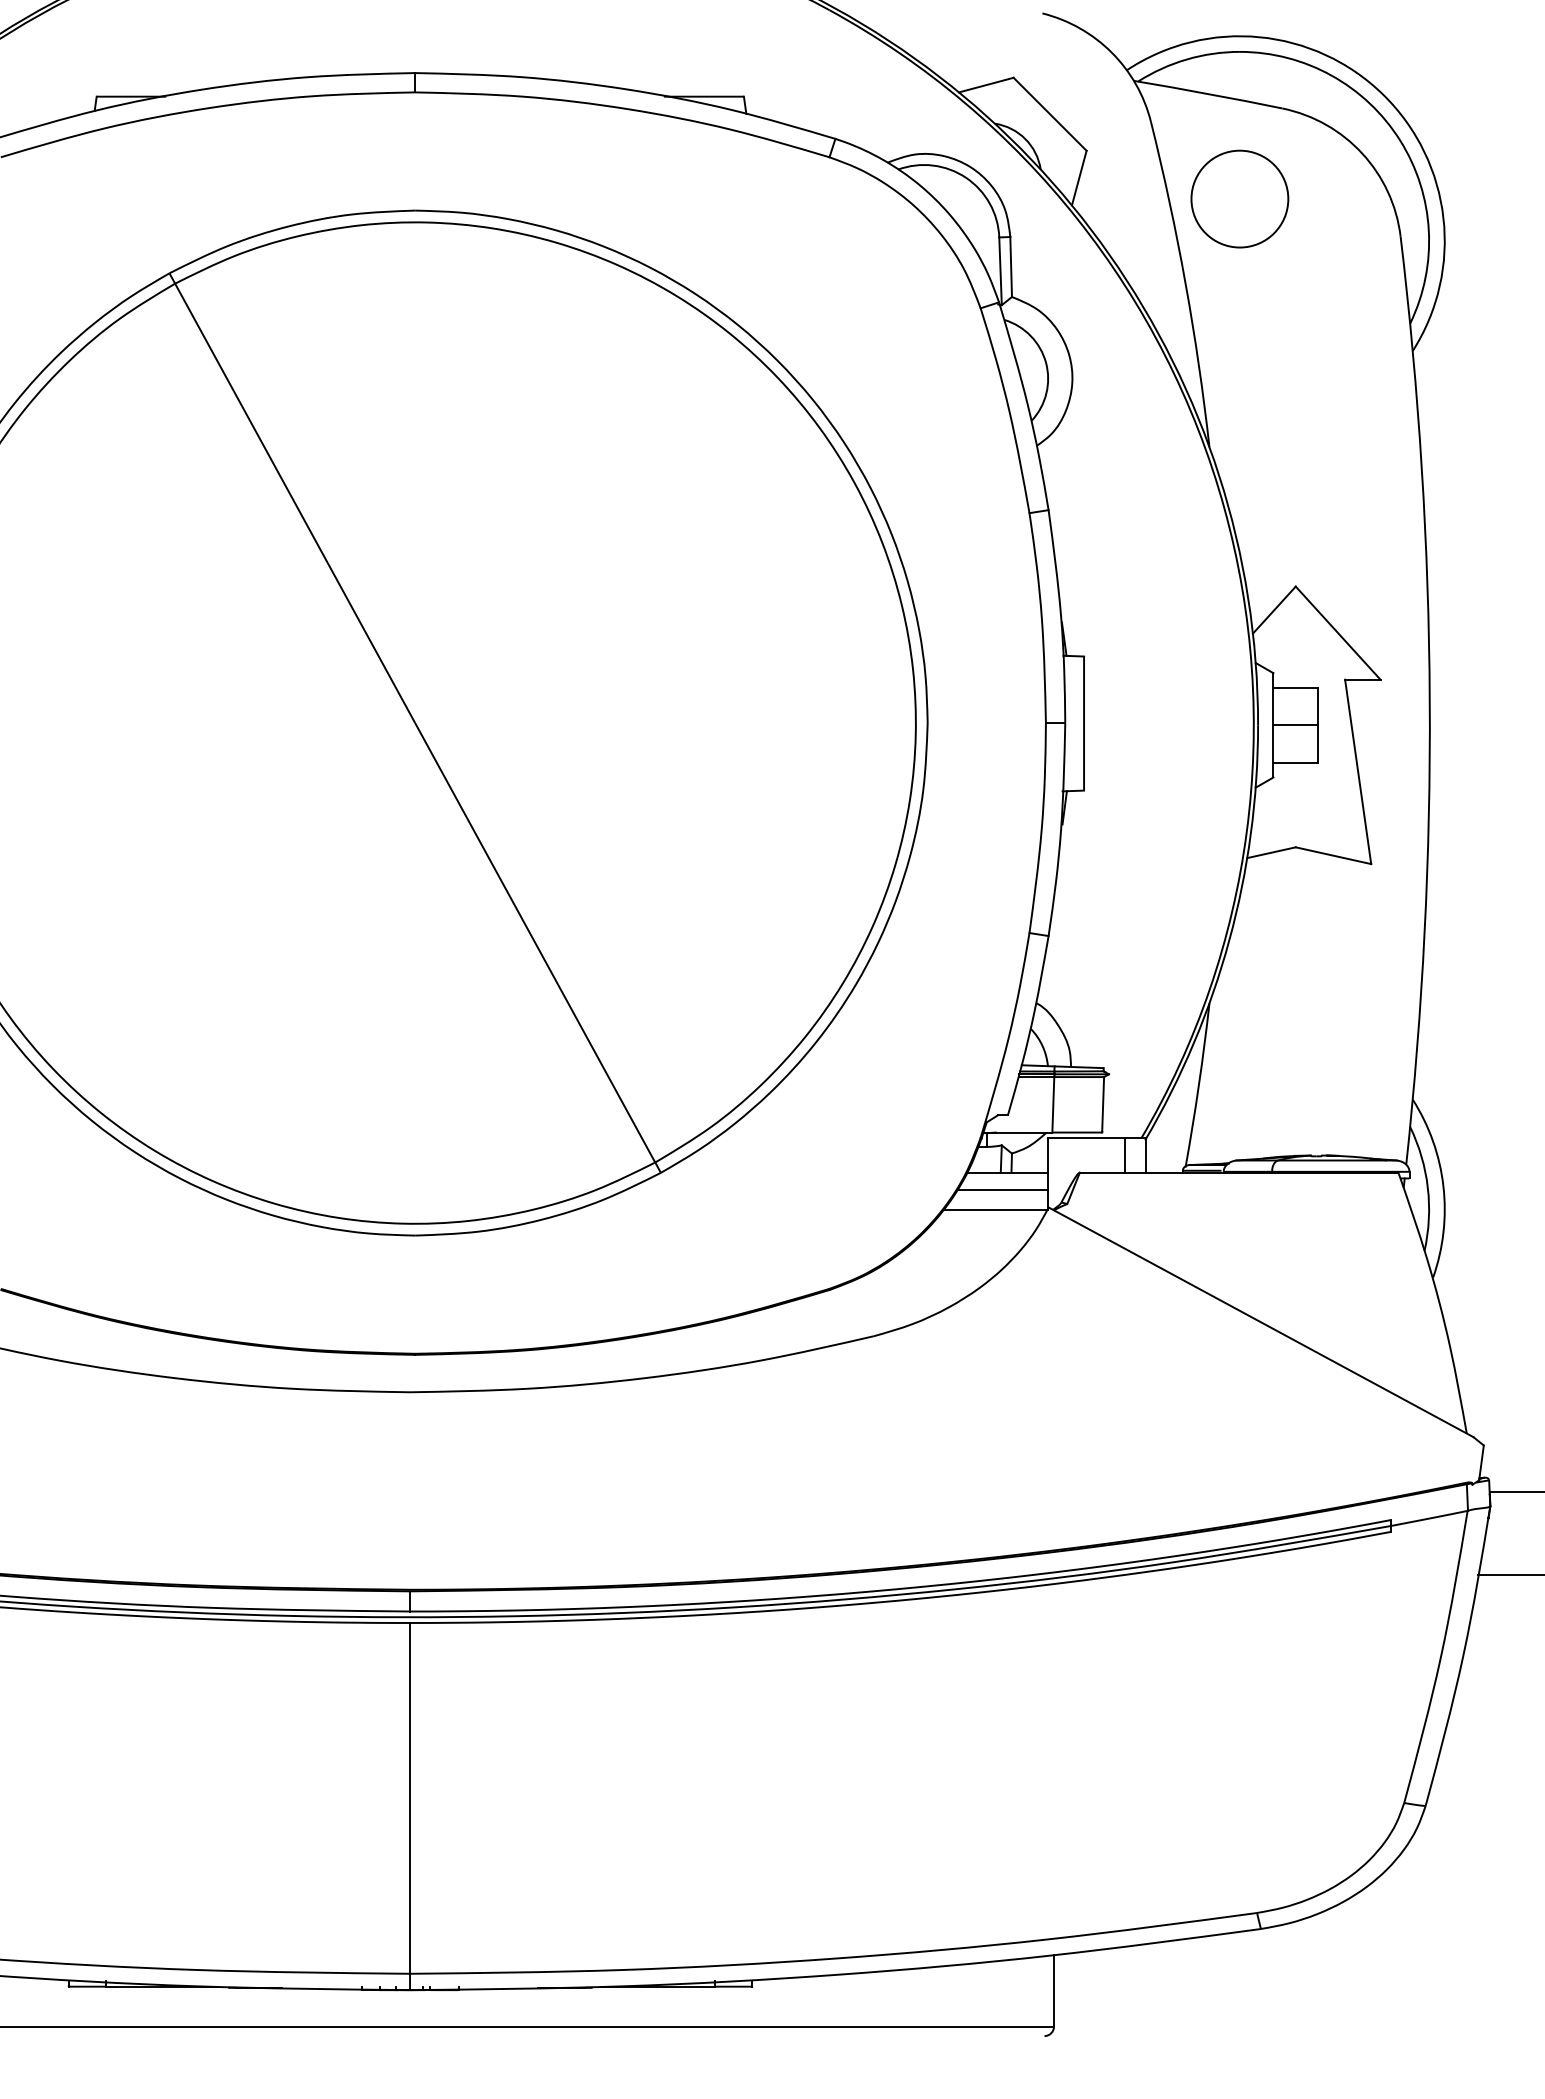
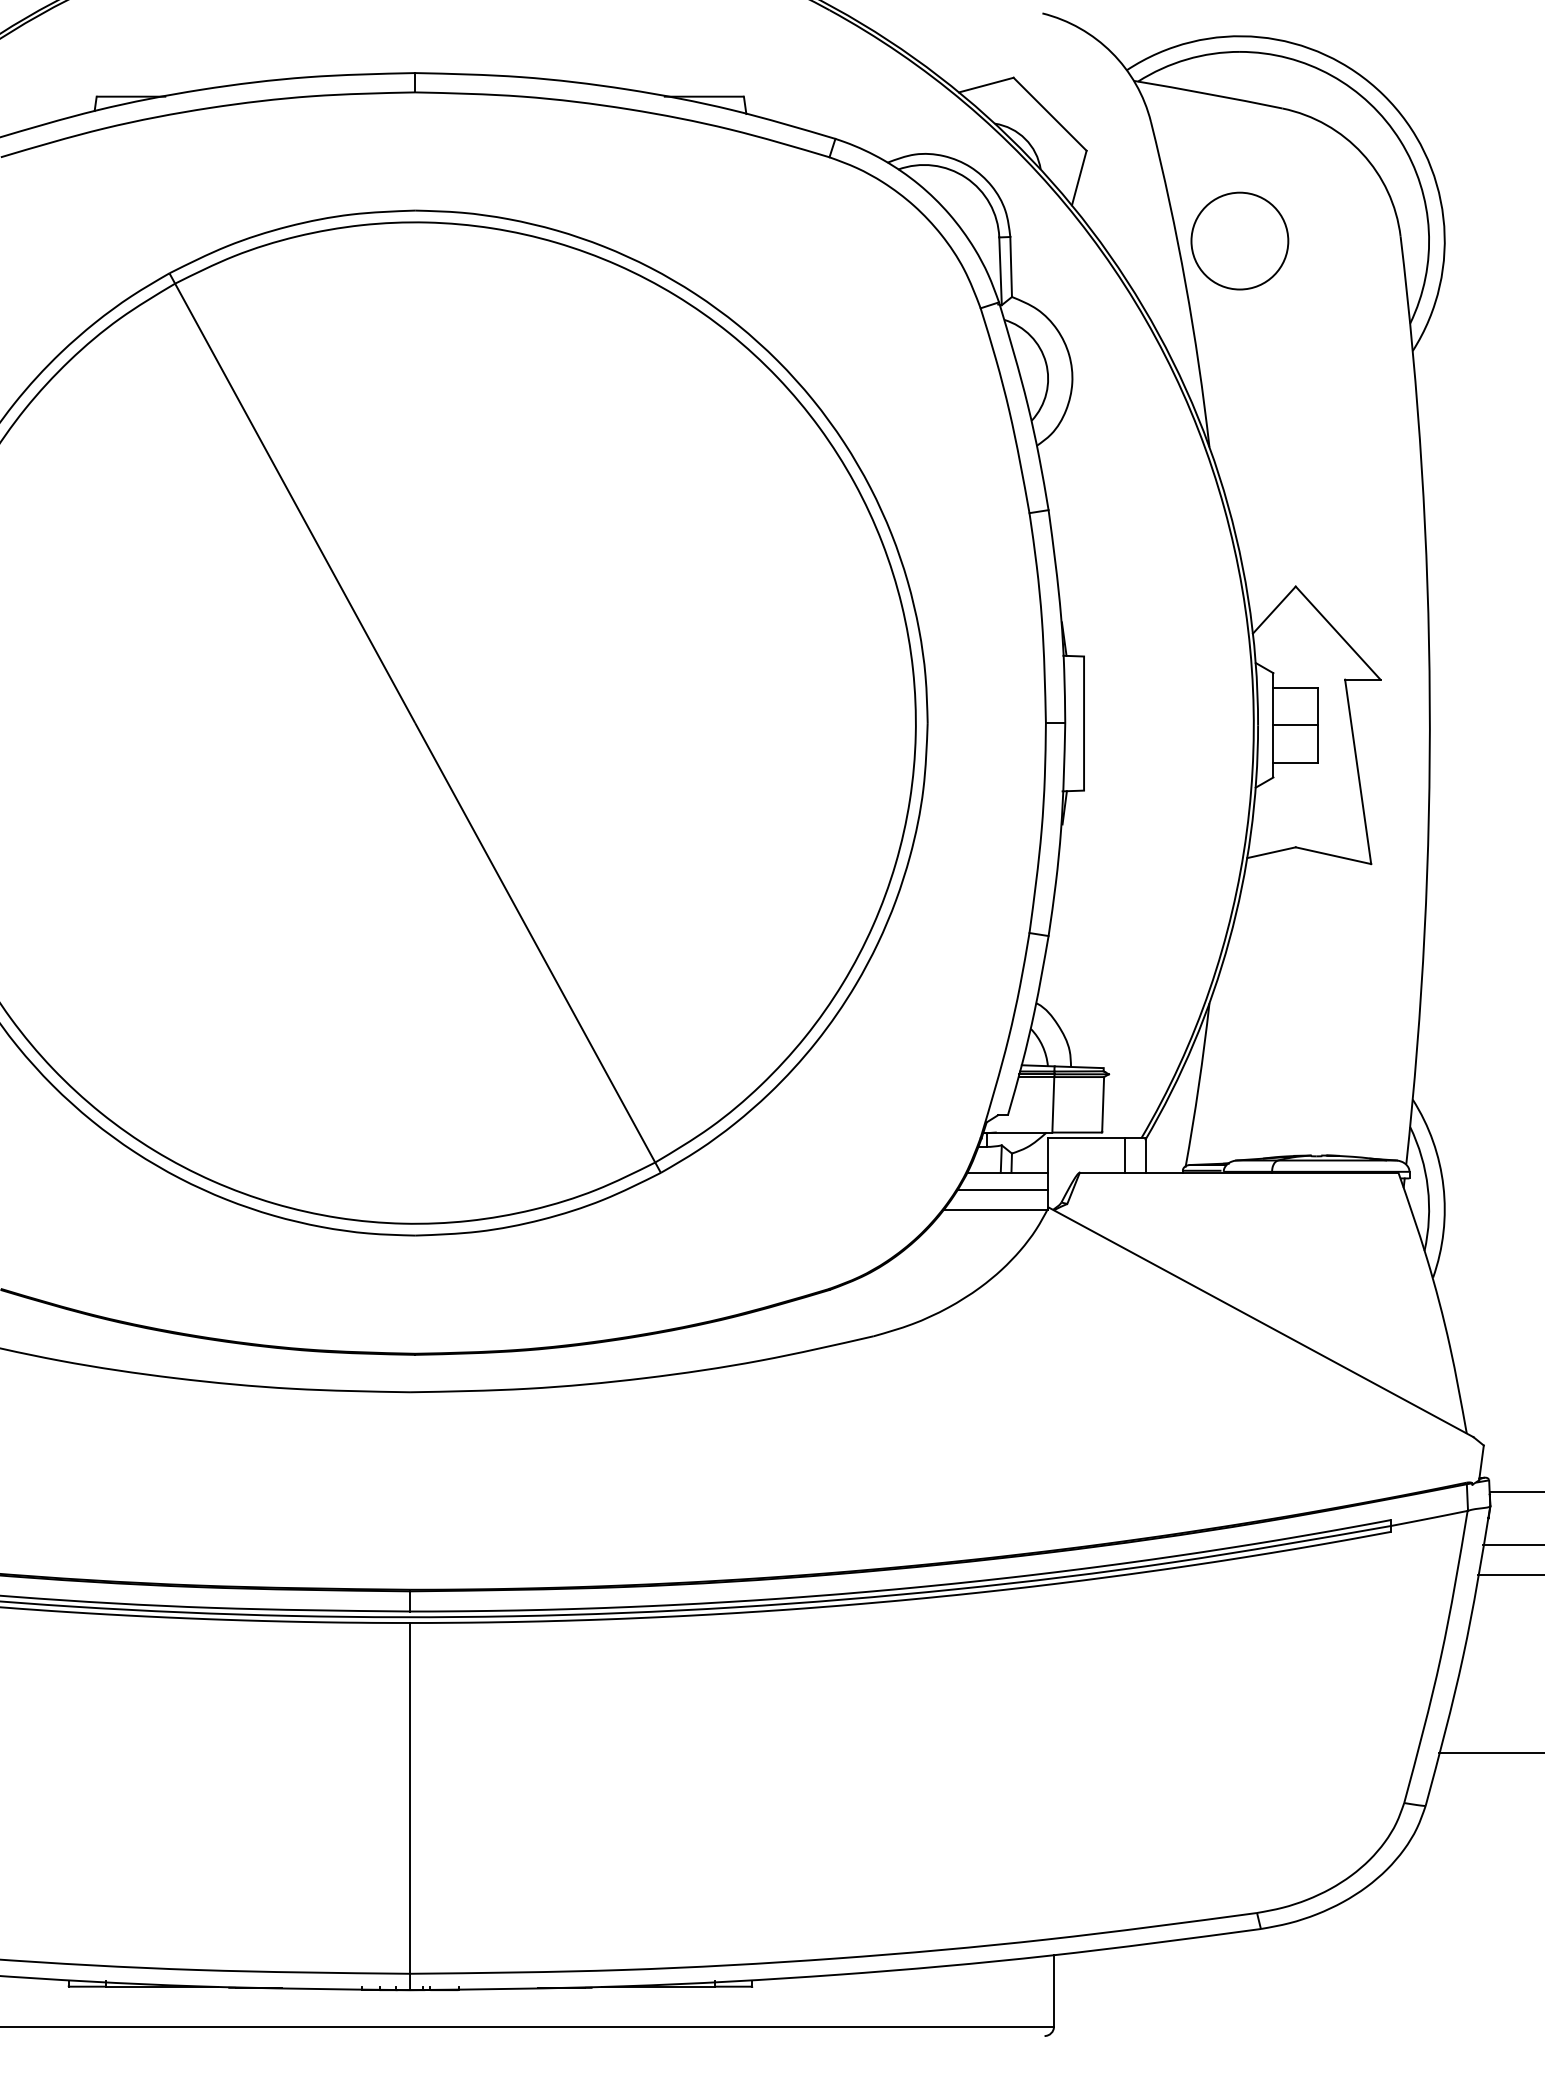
circle position: (1239, 198) -> (1239, 240) (1239, 240)
line: none -> present (1512, 1544)
line: none -> present (1489, 1753)
